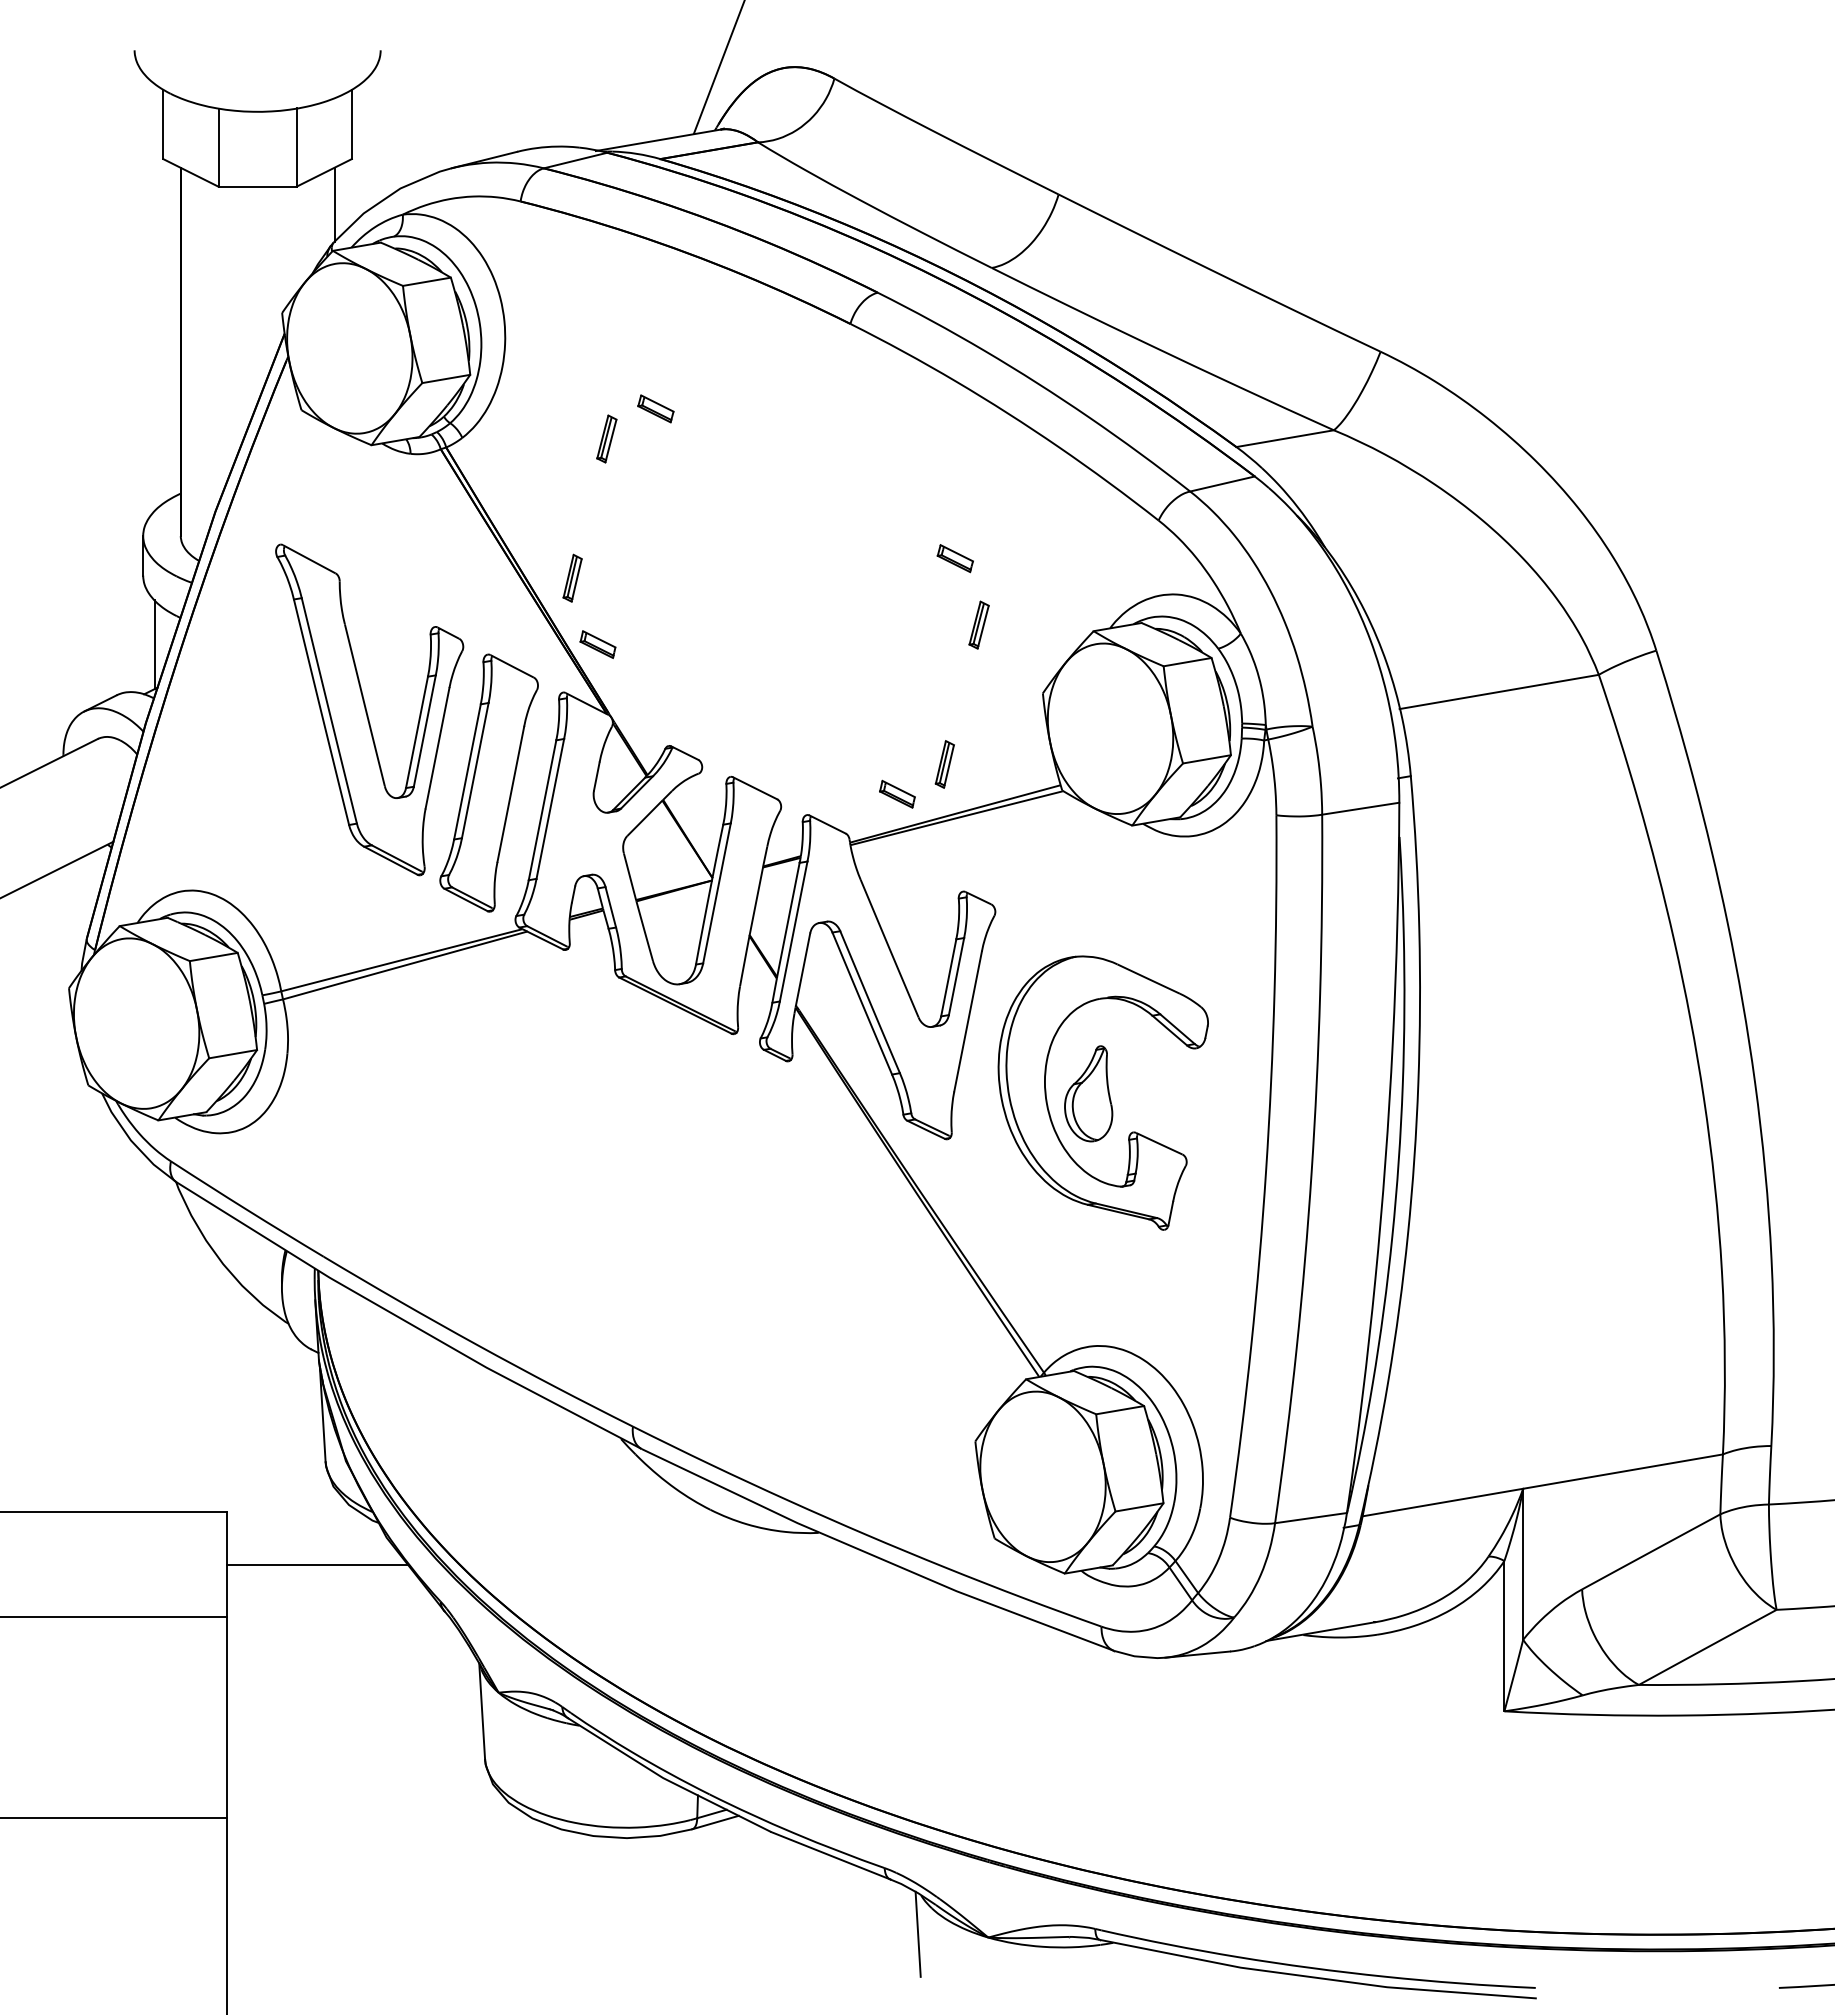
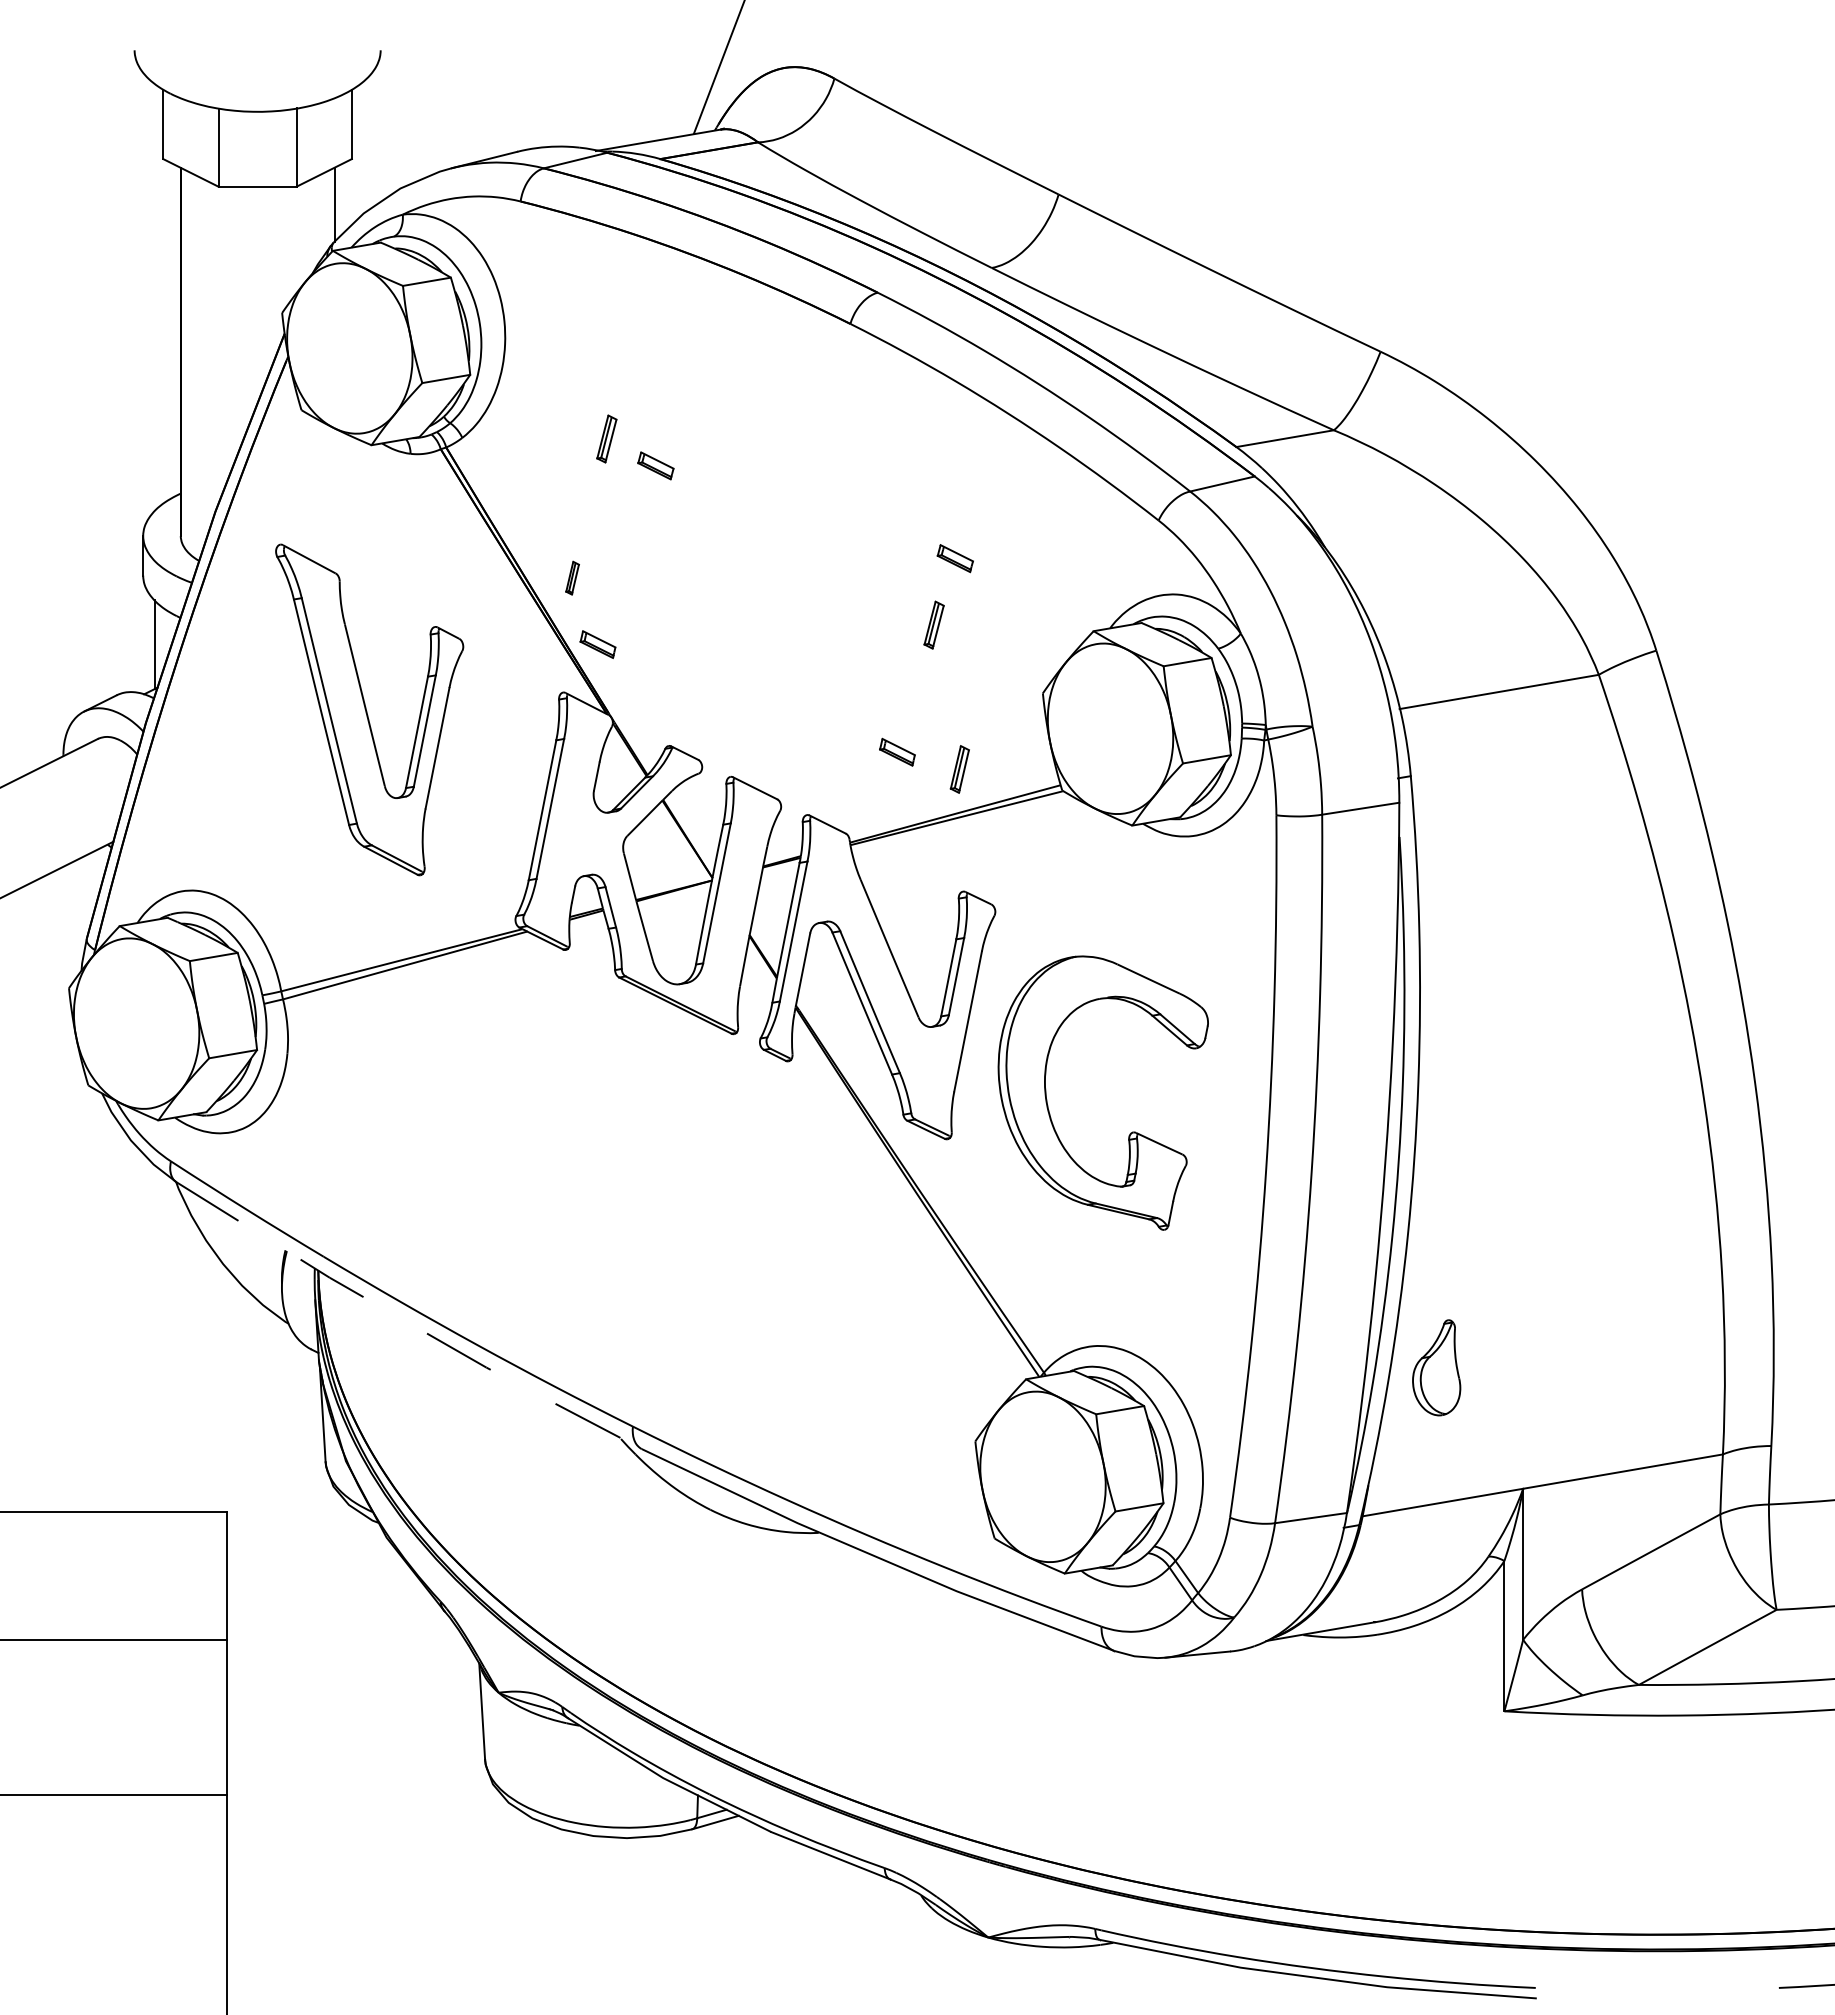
part position: (655, 408) -> (655, 465) (655, 465)
part size: 21x50 px -> 15x36 px (572, 577)
part position: (978, 624) -> (933, 624) (933, 624)
part position: (944, 764) -> (959, 769) (959, 769)
part: present -> none (488, 782)
part position: (897, 793) -> (897, 751) (897, 751)
part position: (1088, 1093) -> (1436, 1367) (1436, 1367)
line: solid -> dashed (405, 1321)
line: present -> none (317, 1565)
line position: (114, 1616) -> (114, 1639) (114, 1639)
line position: (114, 1818) -> (114, 1795) (114, 1795)
line: present -> none (917, 1933)
